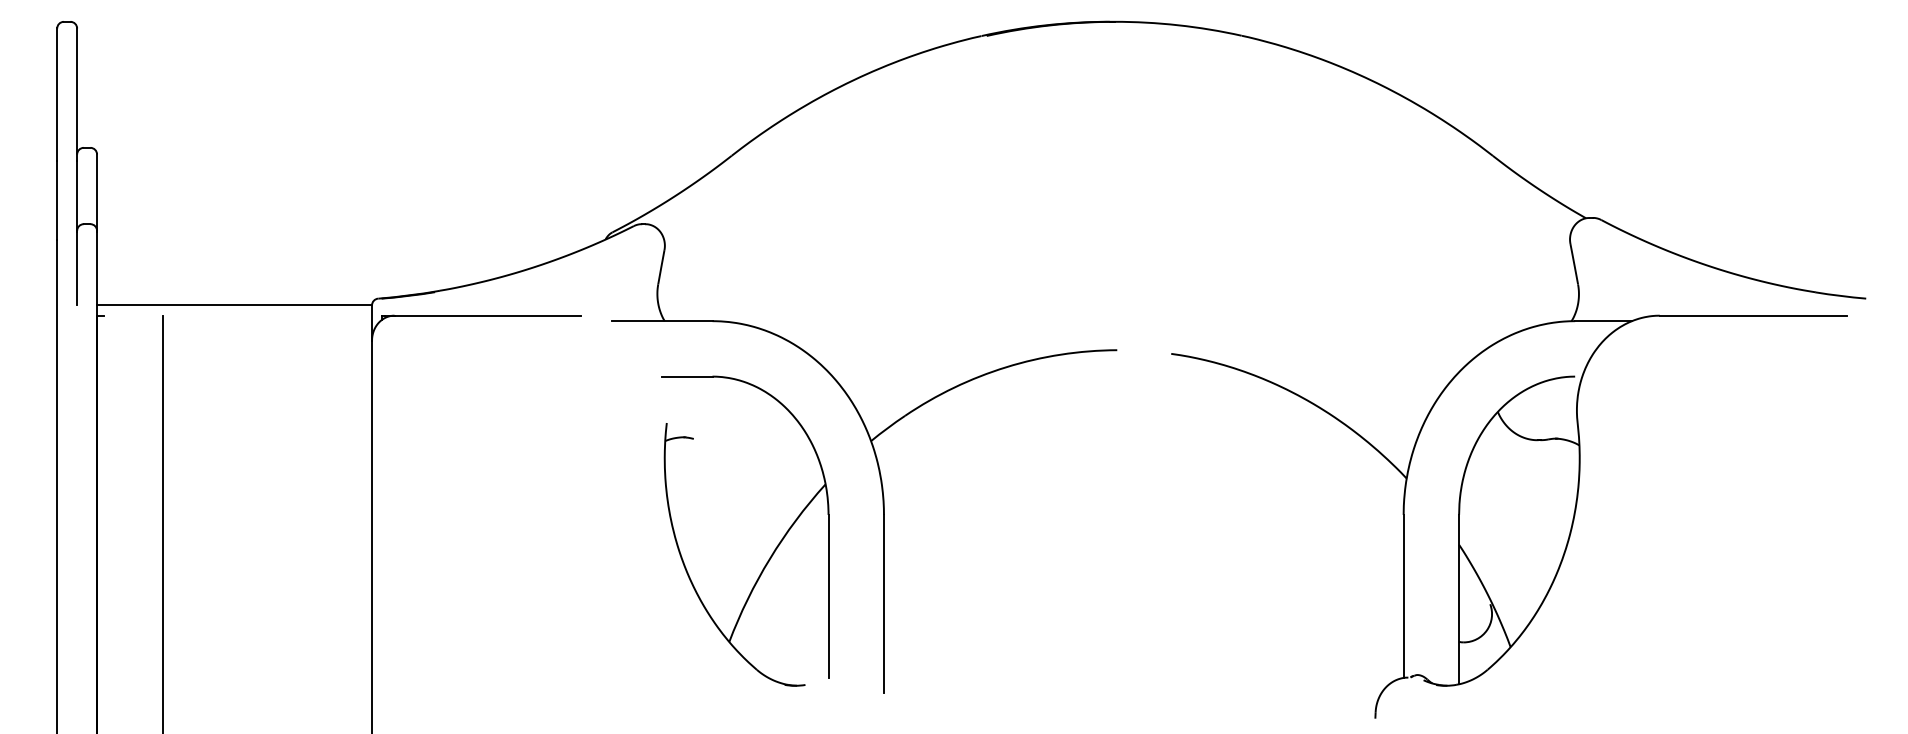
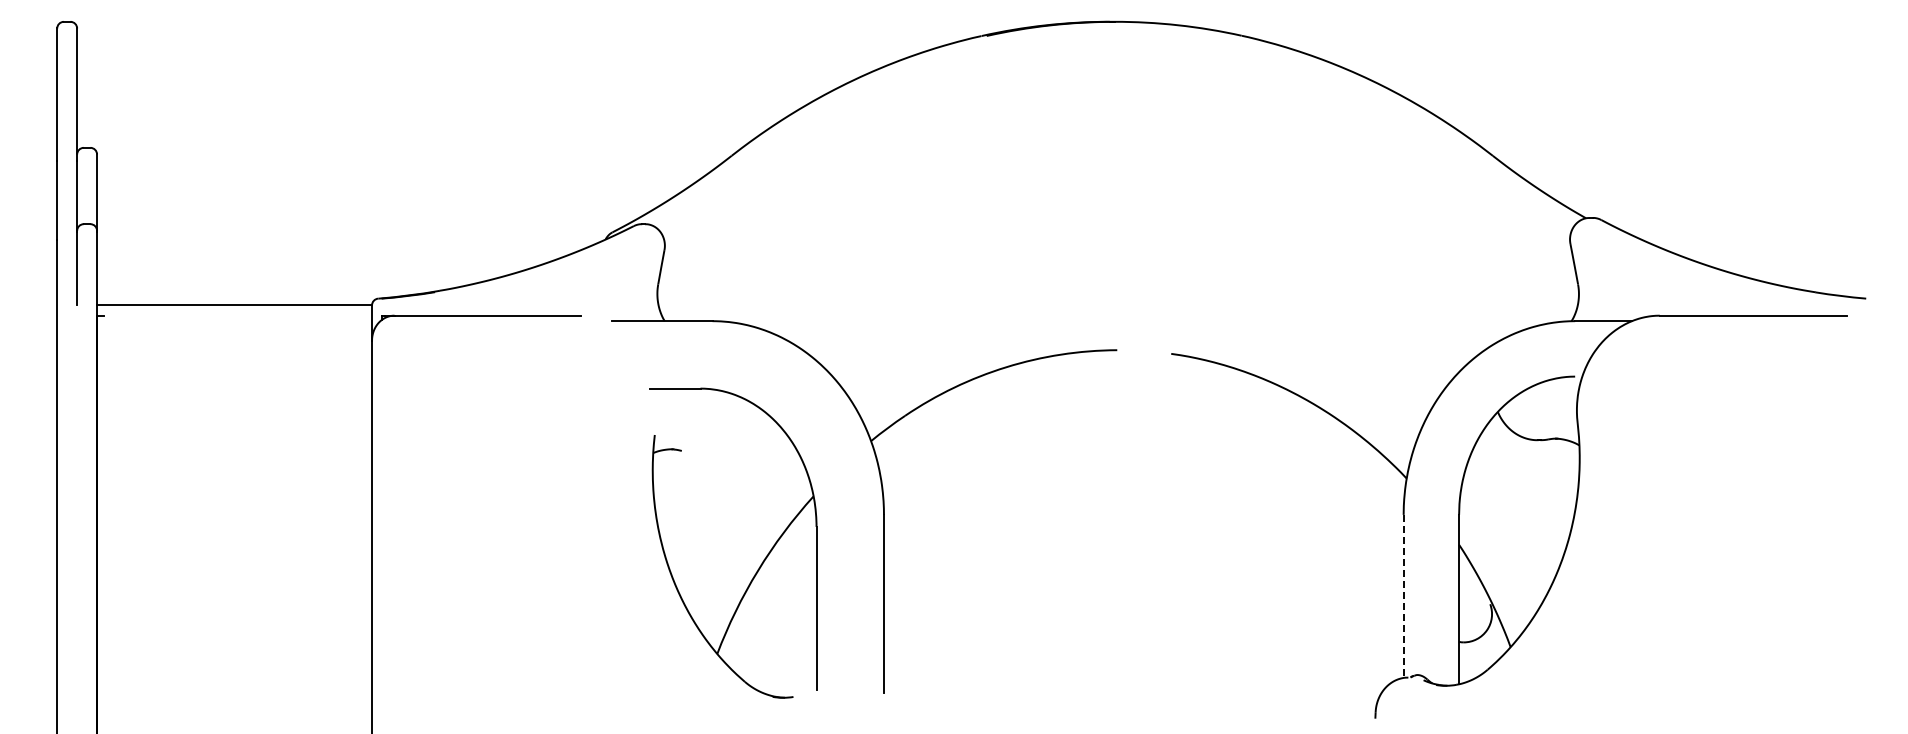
line: present -> none (163, 522)
part position: (775, 547) -> (763, 559) (763, 559)
line: solid -> dashed (1403, 596)
